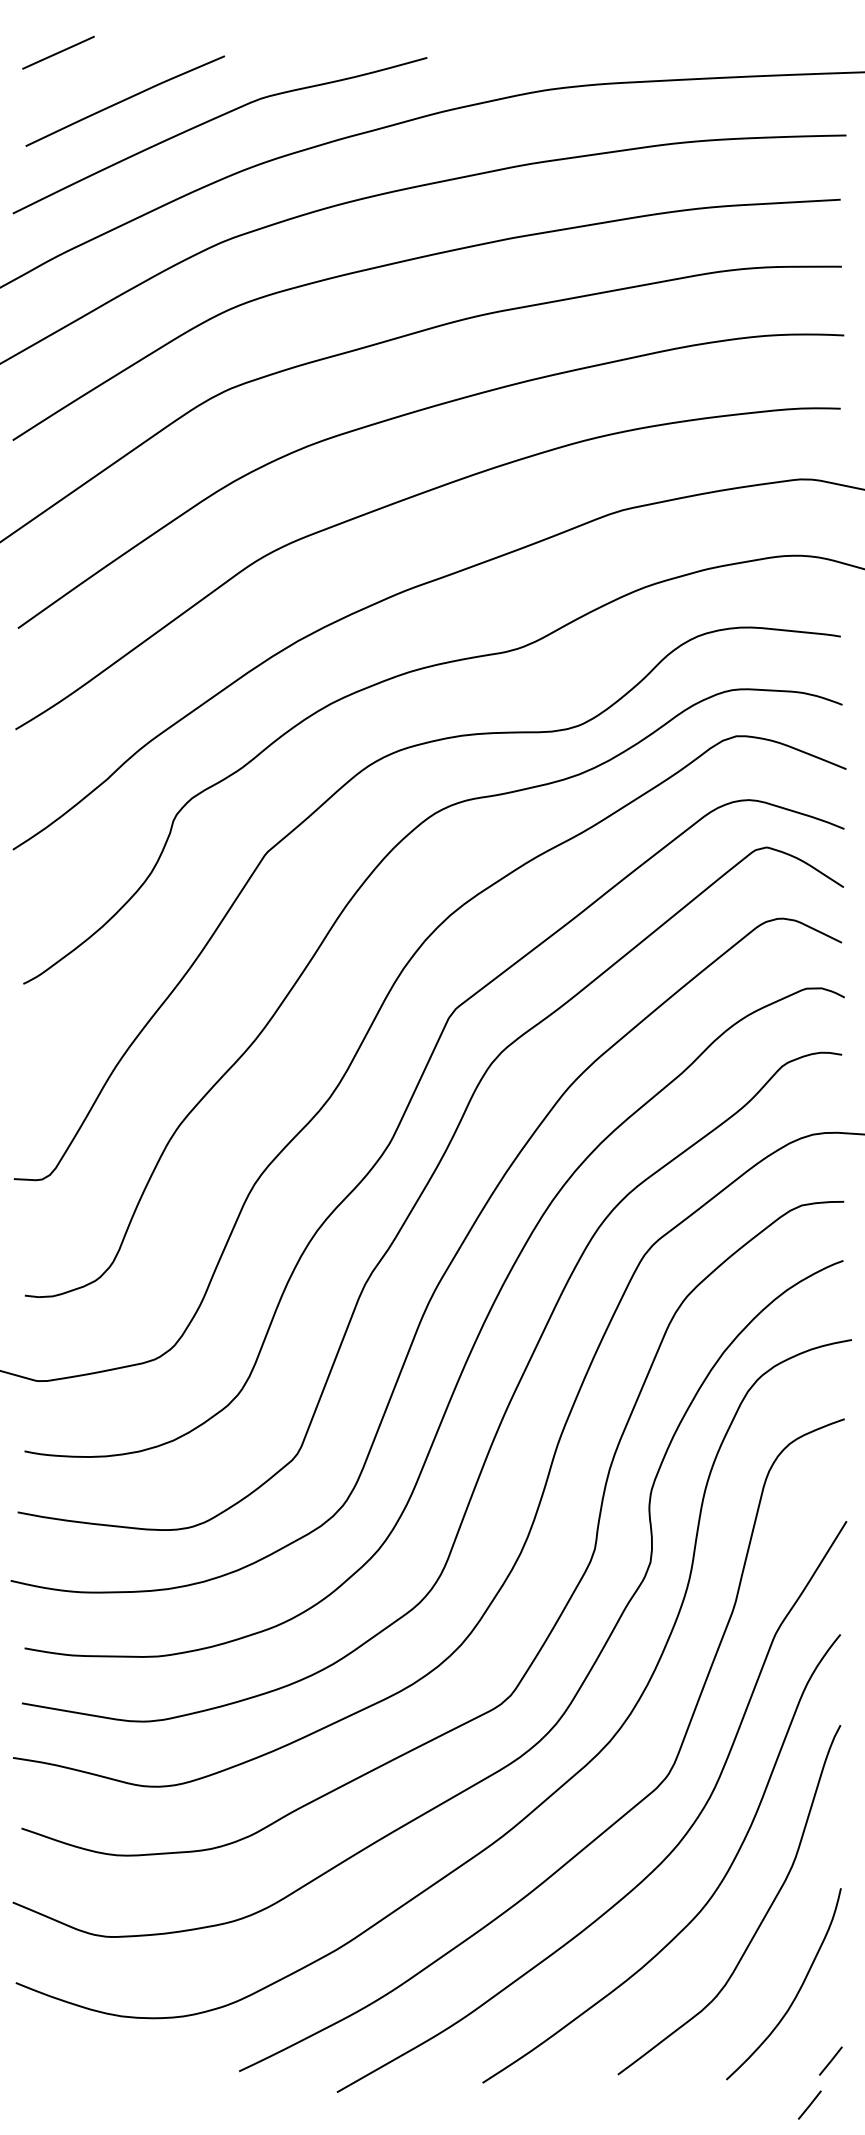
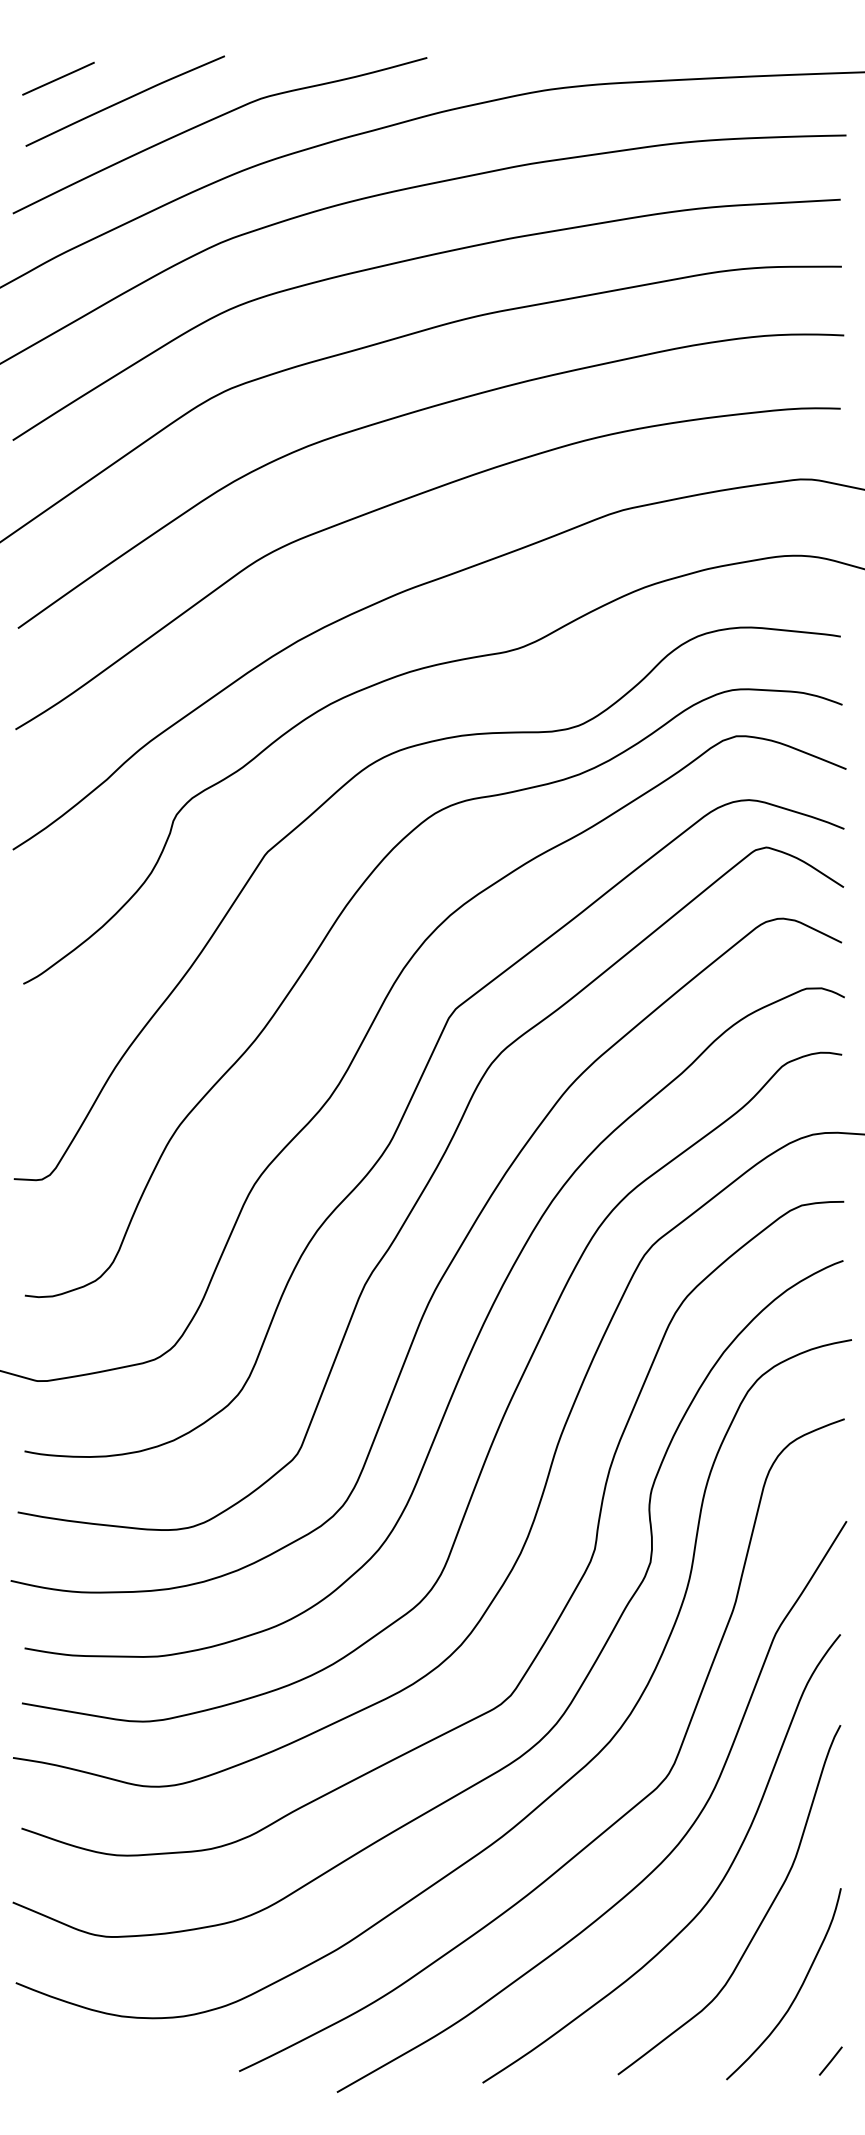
line position: (58, 52) -> (58, 78) (58, 78)
line: present -> none (809, 2104)
